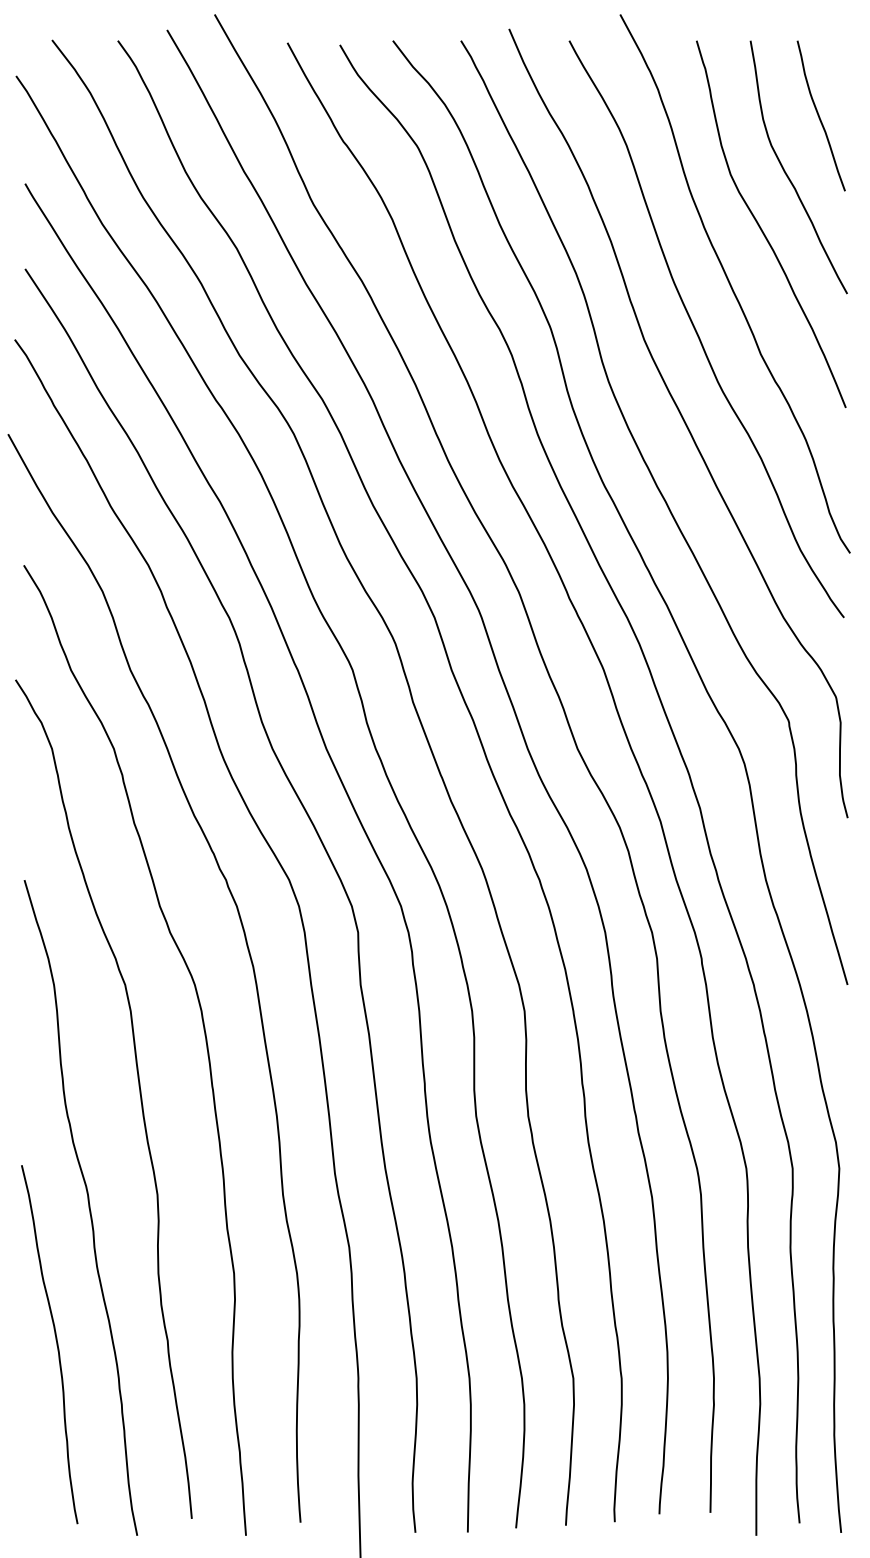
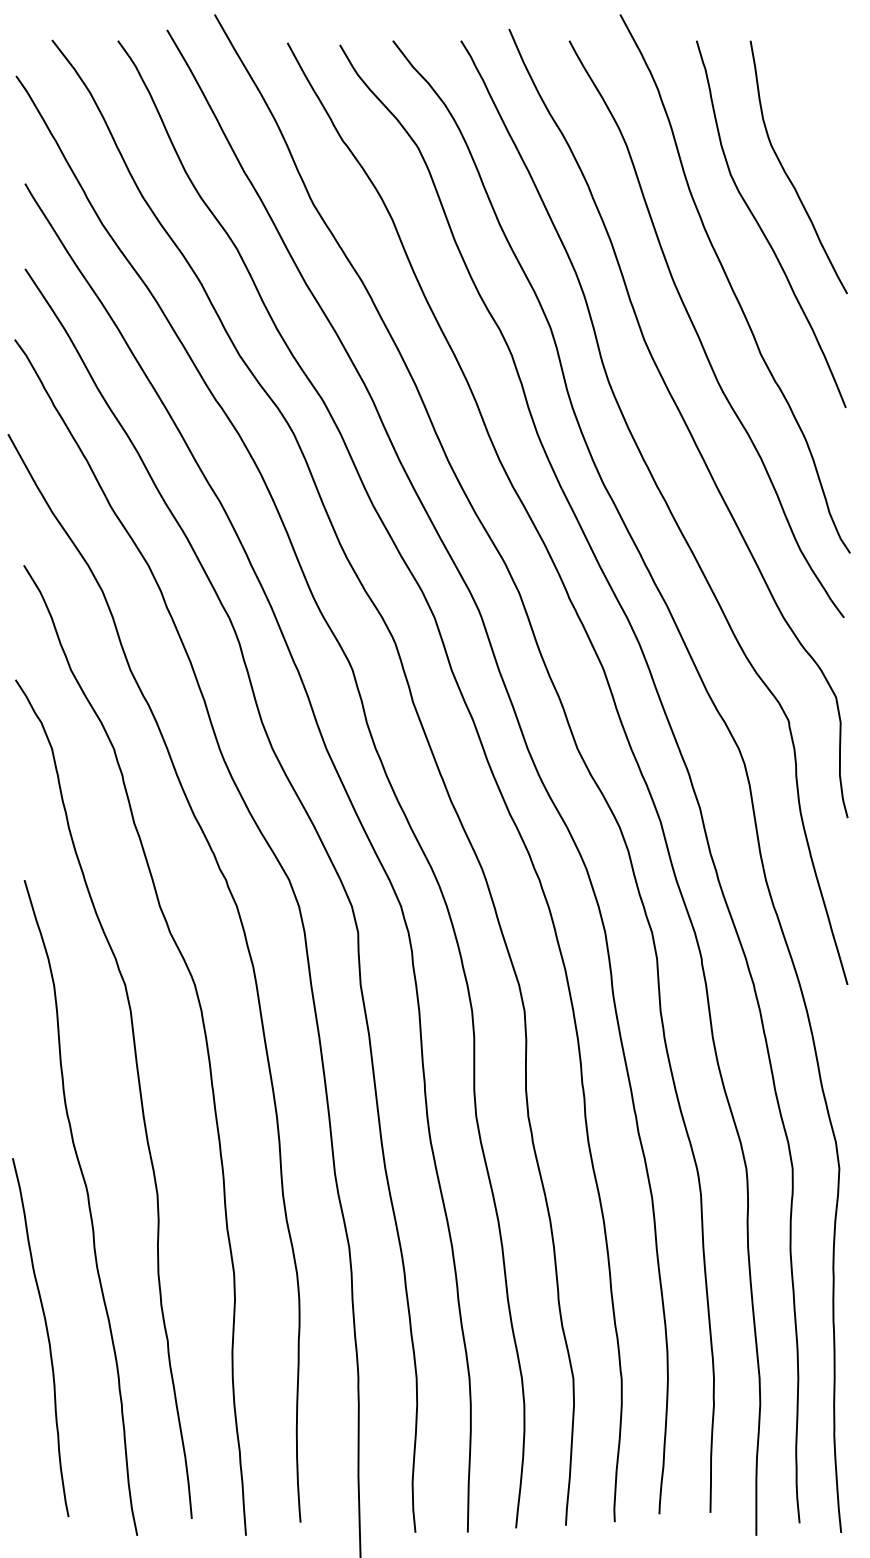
curve: present -> none (819, 115)
curve position: (56, 1344) -> (47, 1337) (47, 1337)
